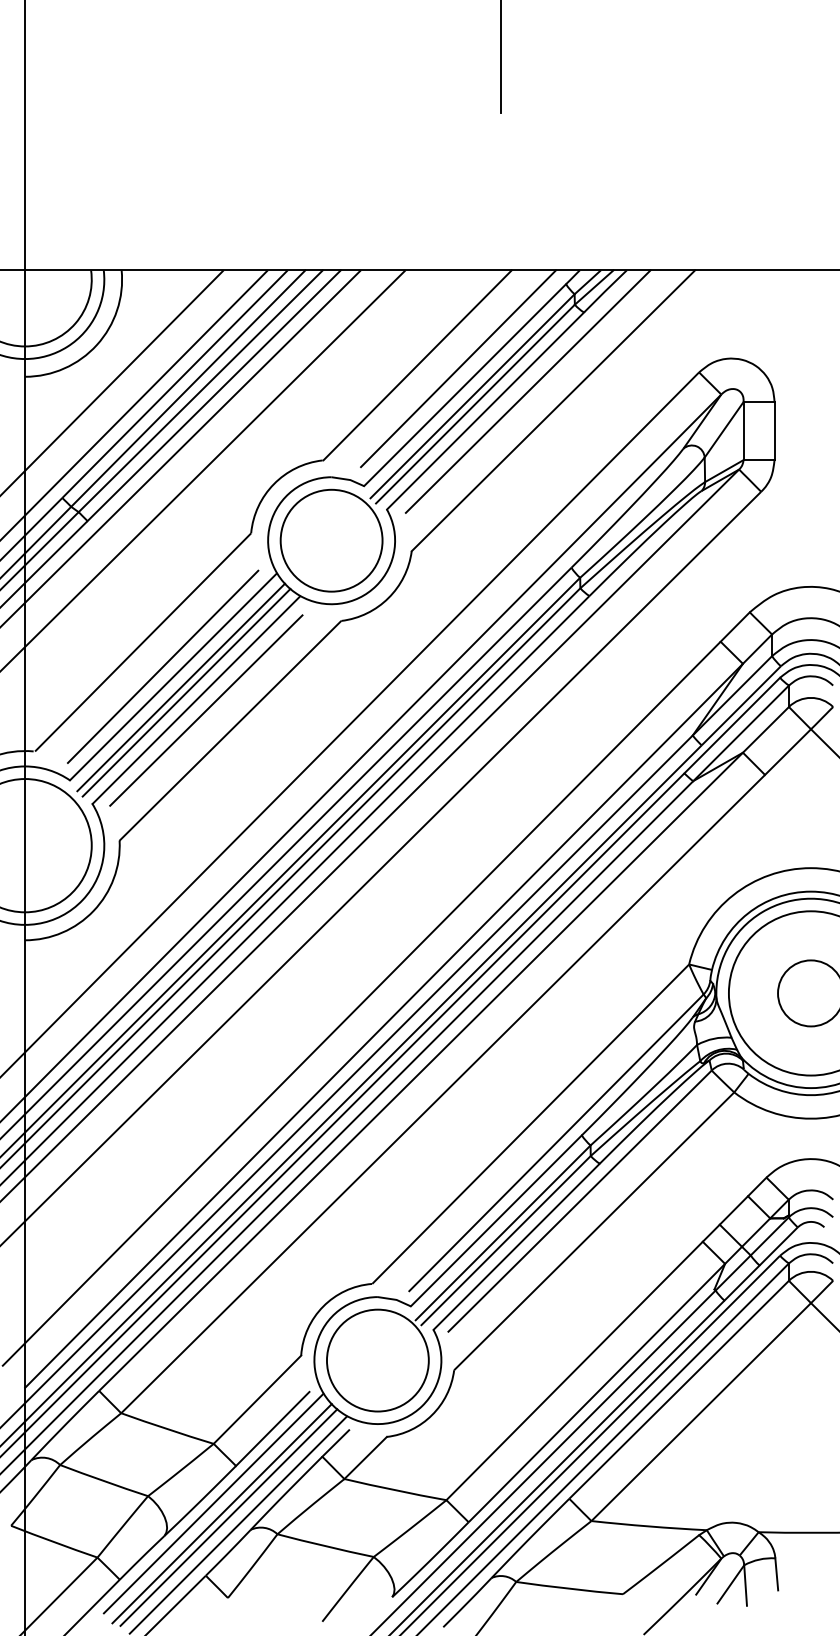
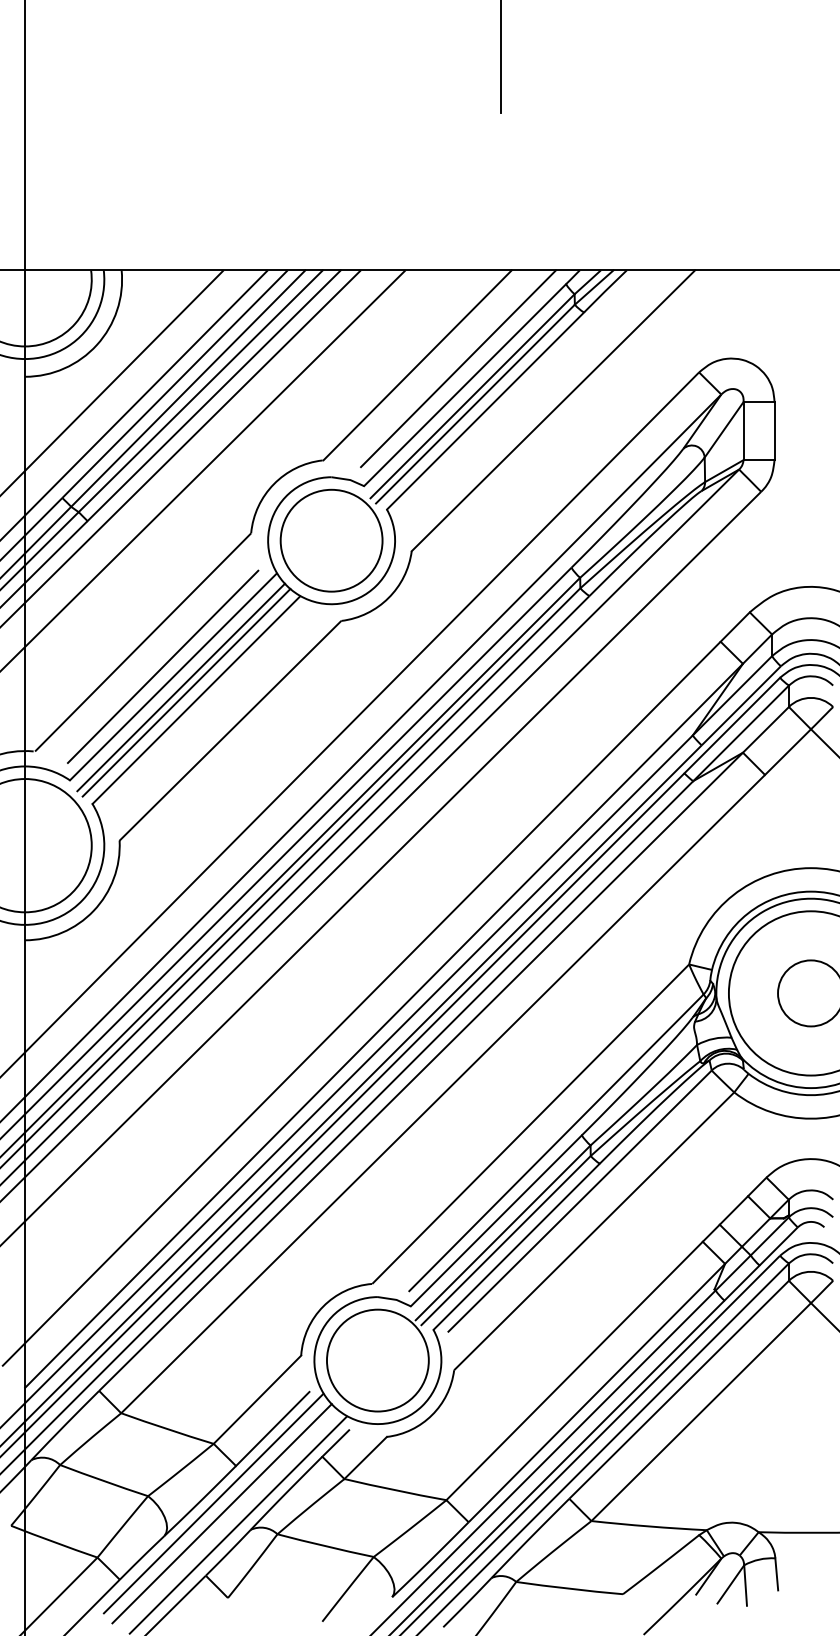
line: present -> none (527, 391)
line: present -> none (206, 710)
line: present -> none (228, 1517)
